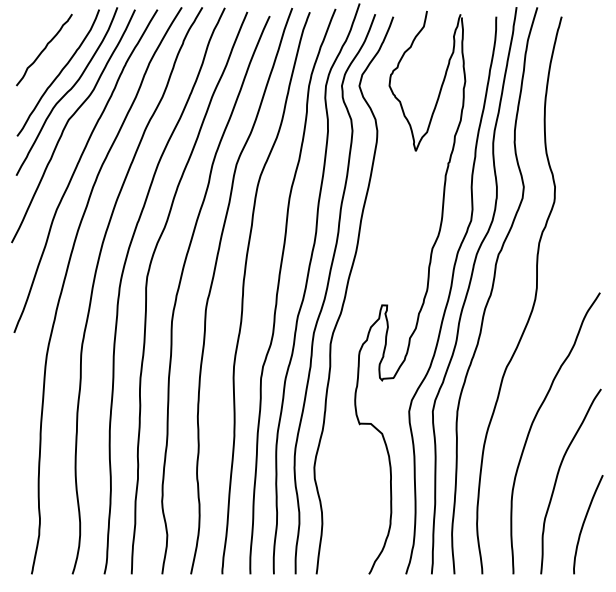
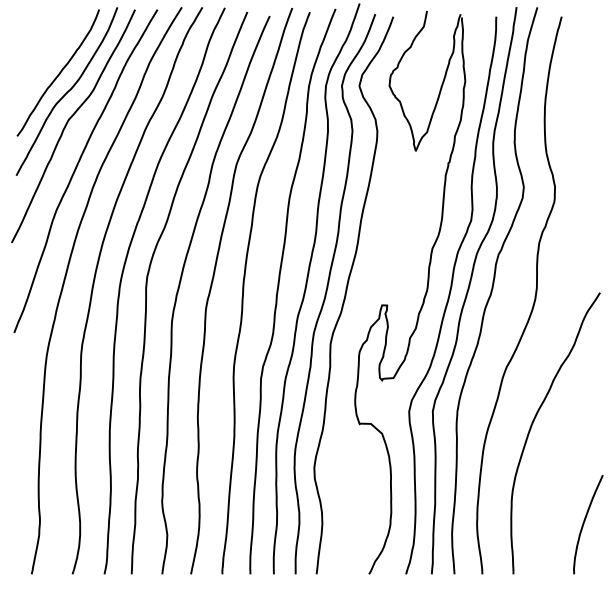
curve: present -> none (44, 49)
curve: present -> none (557, 479)
